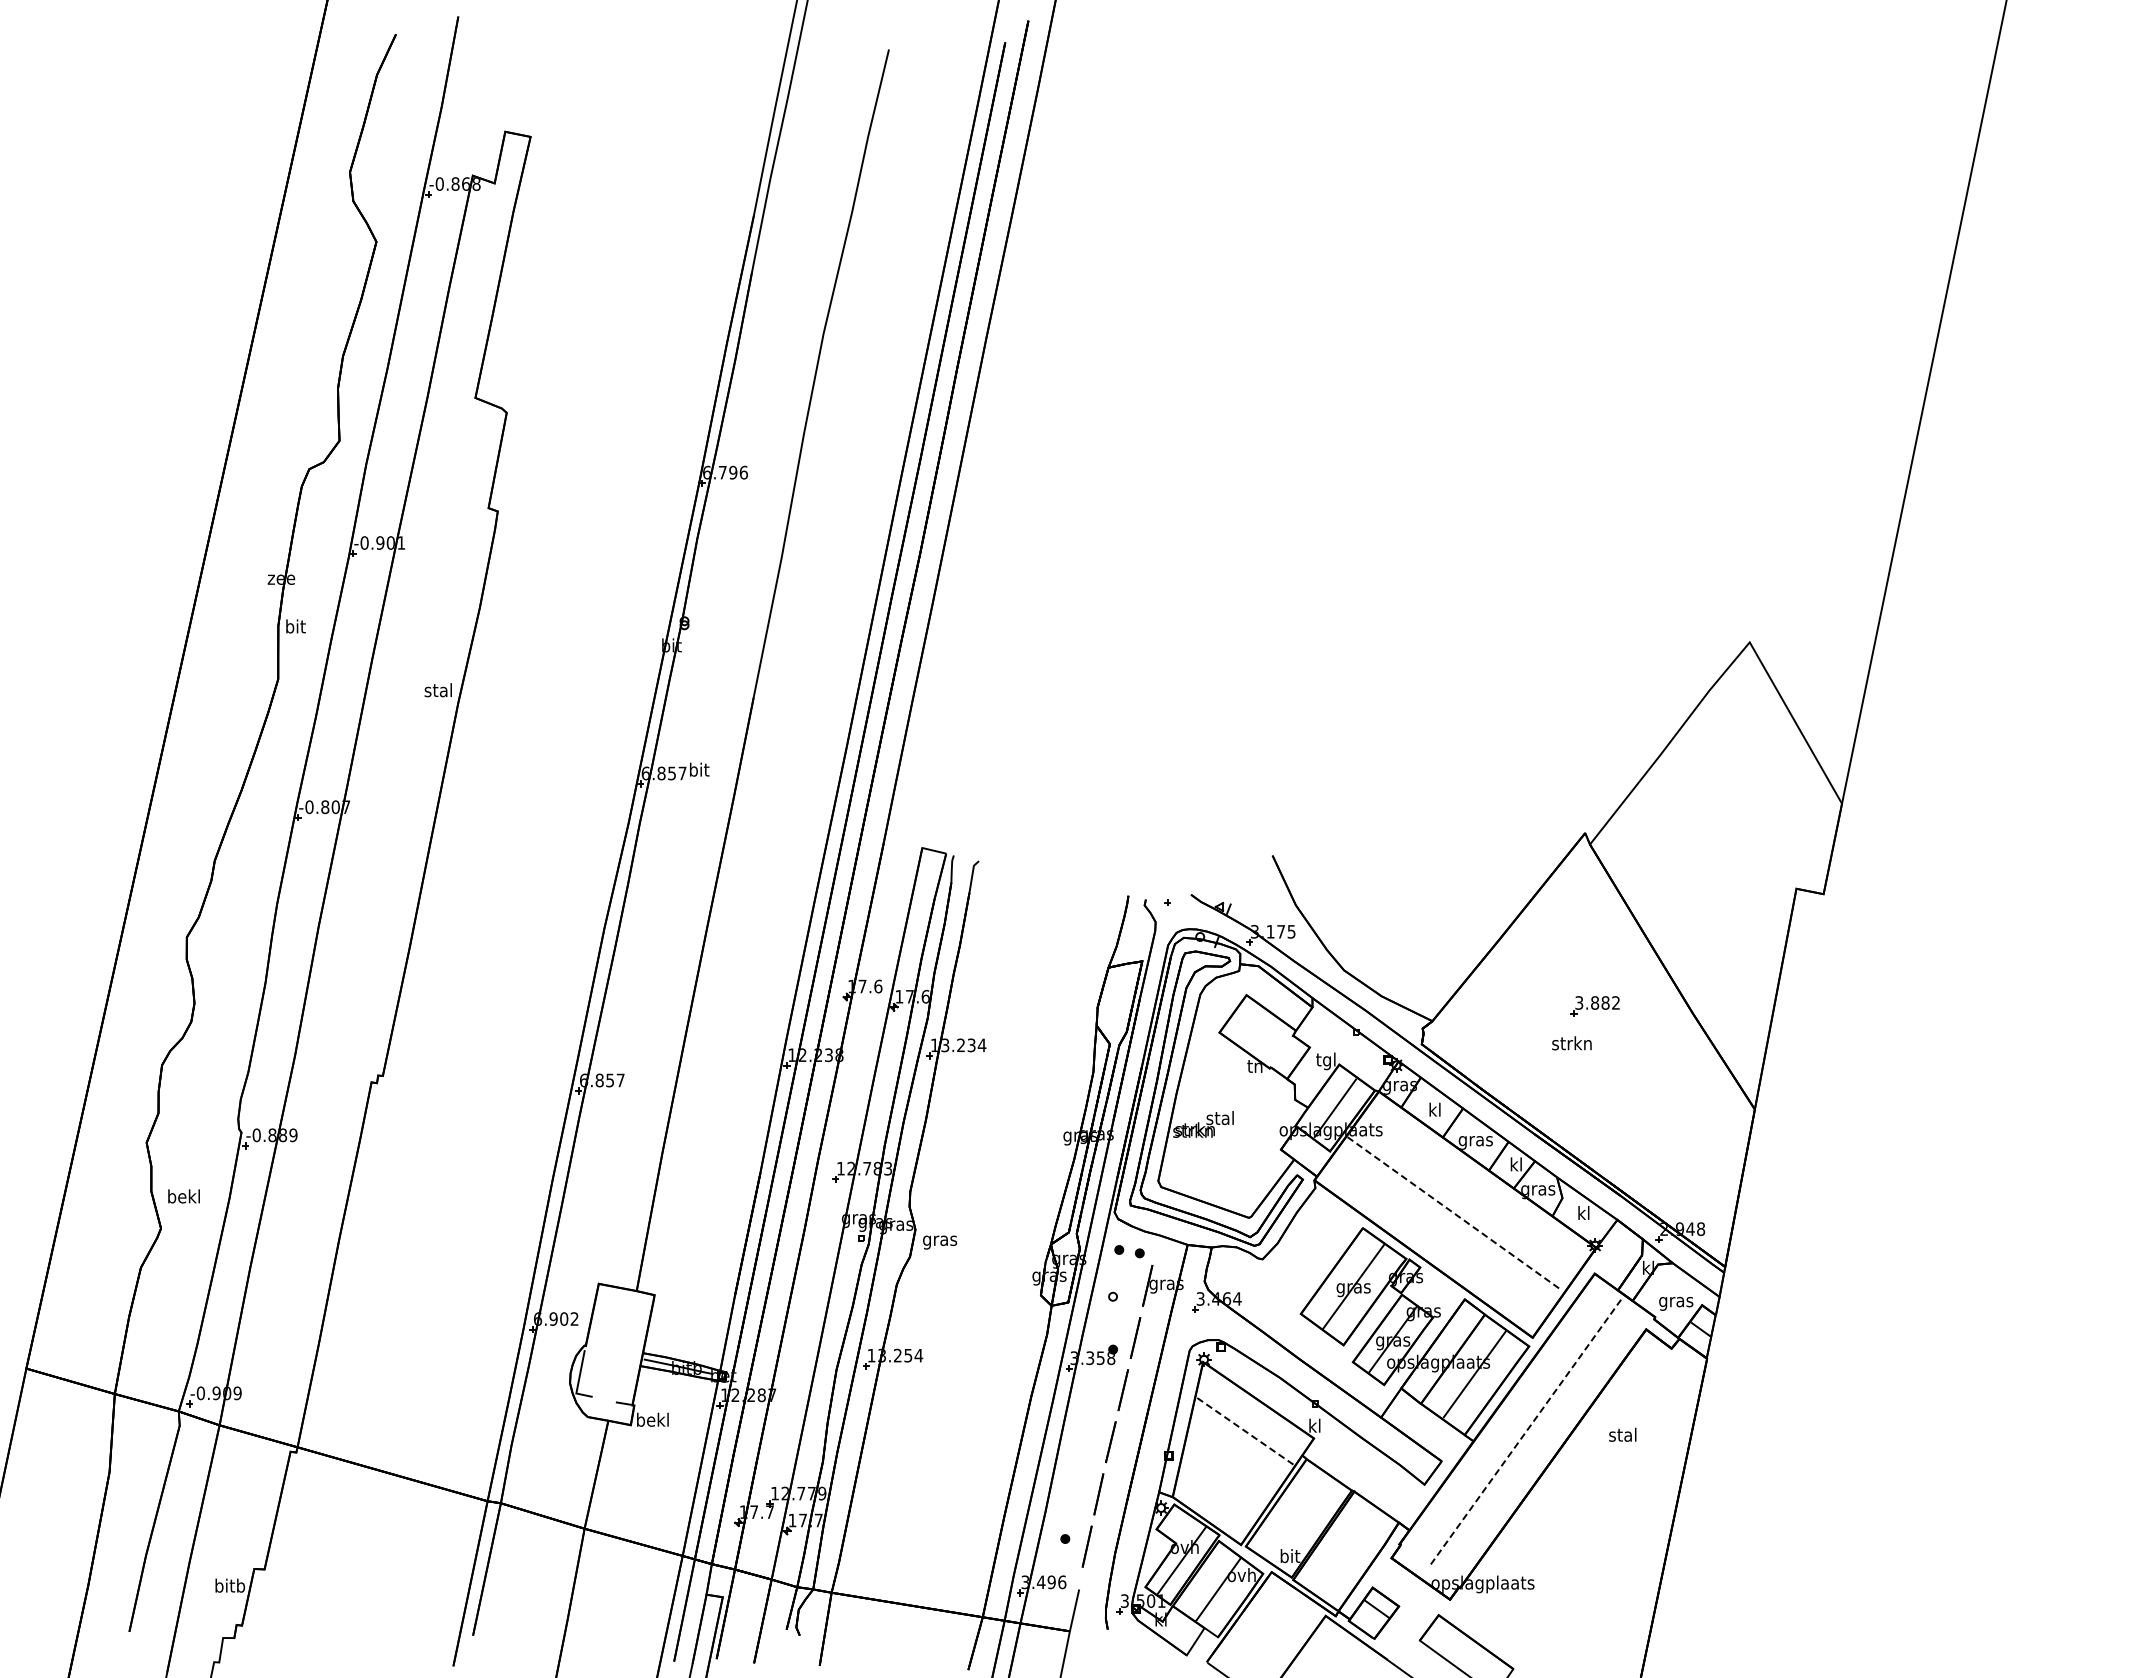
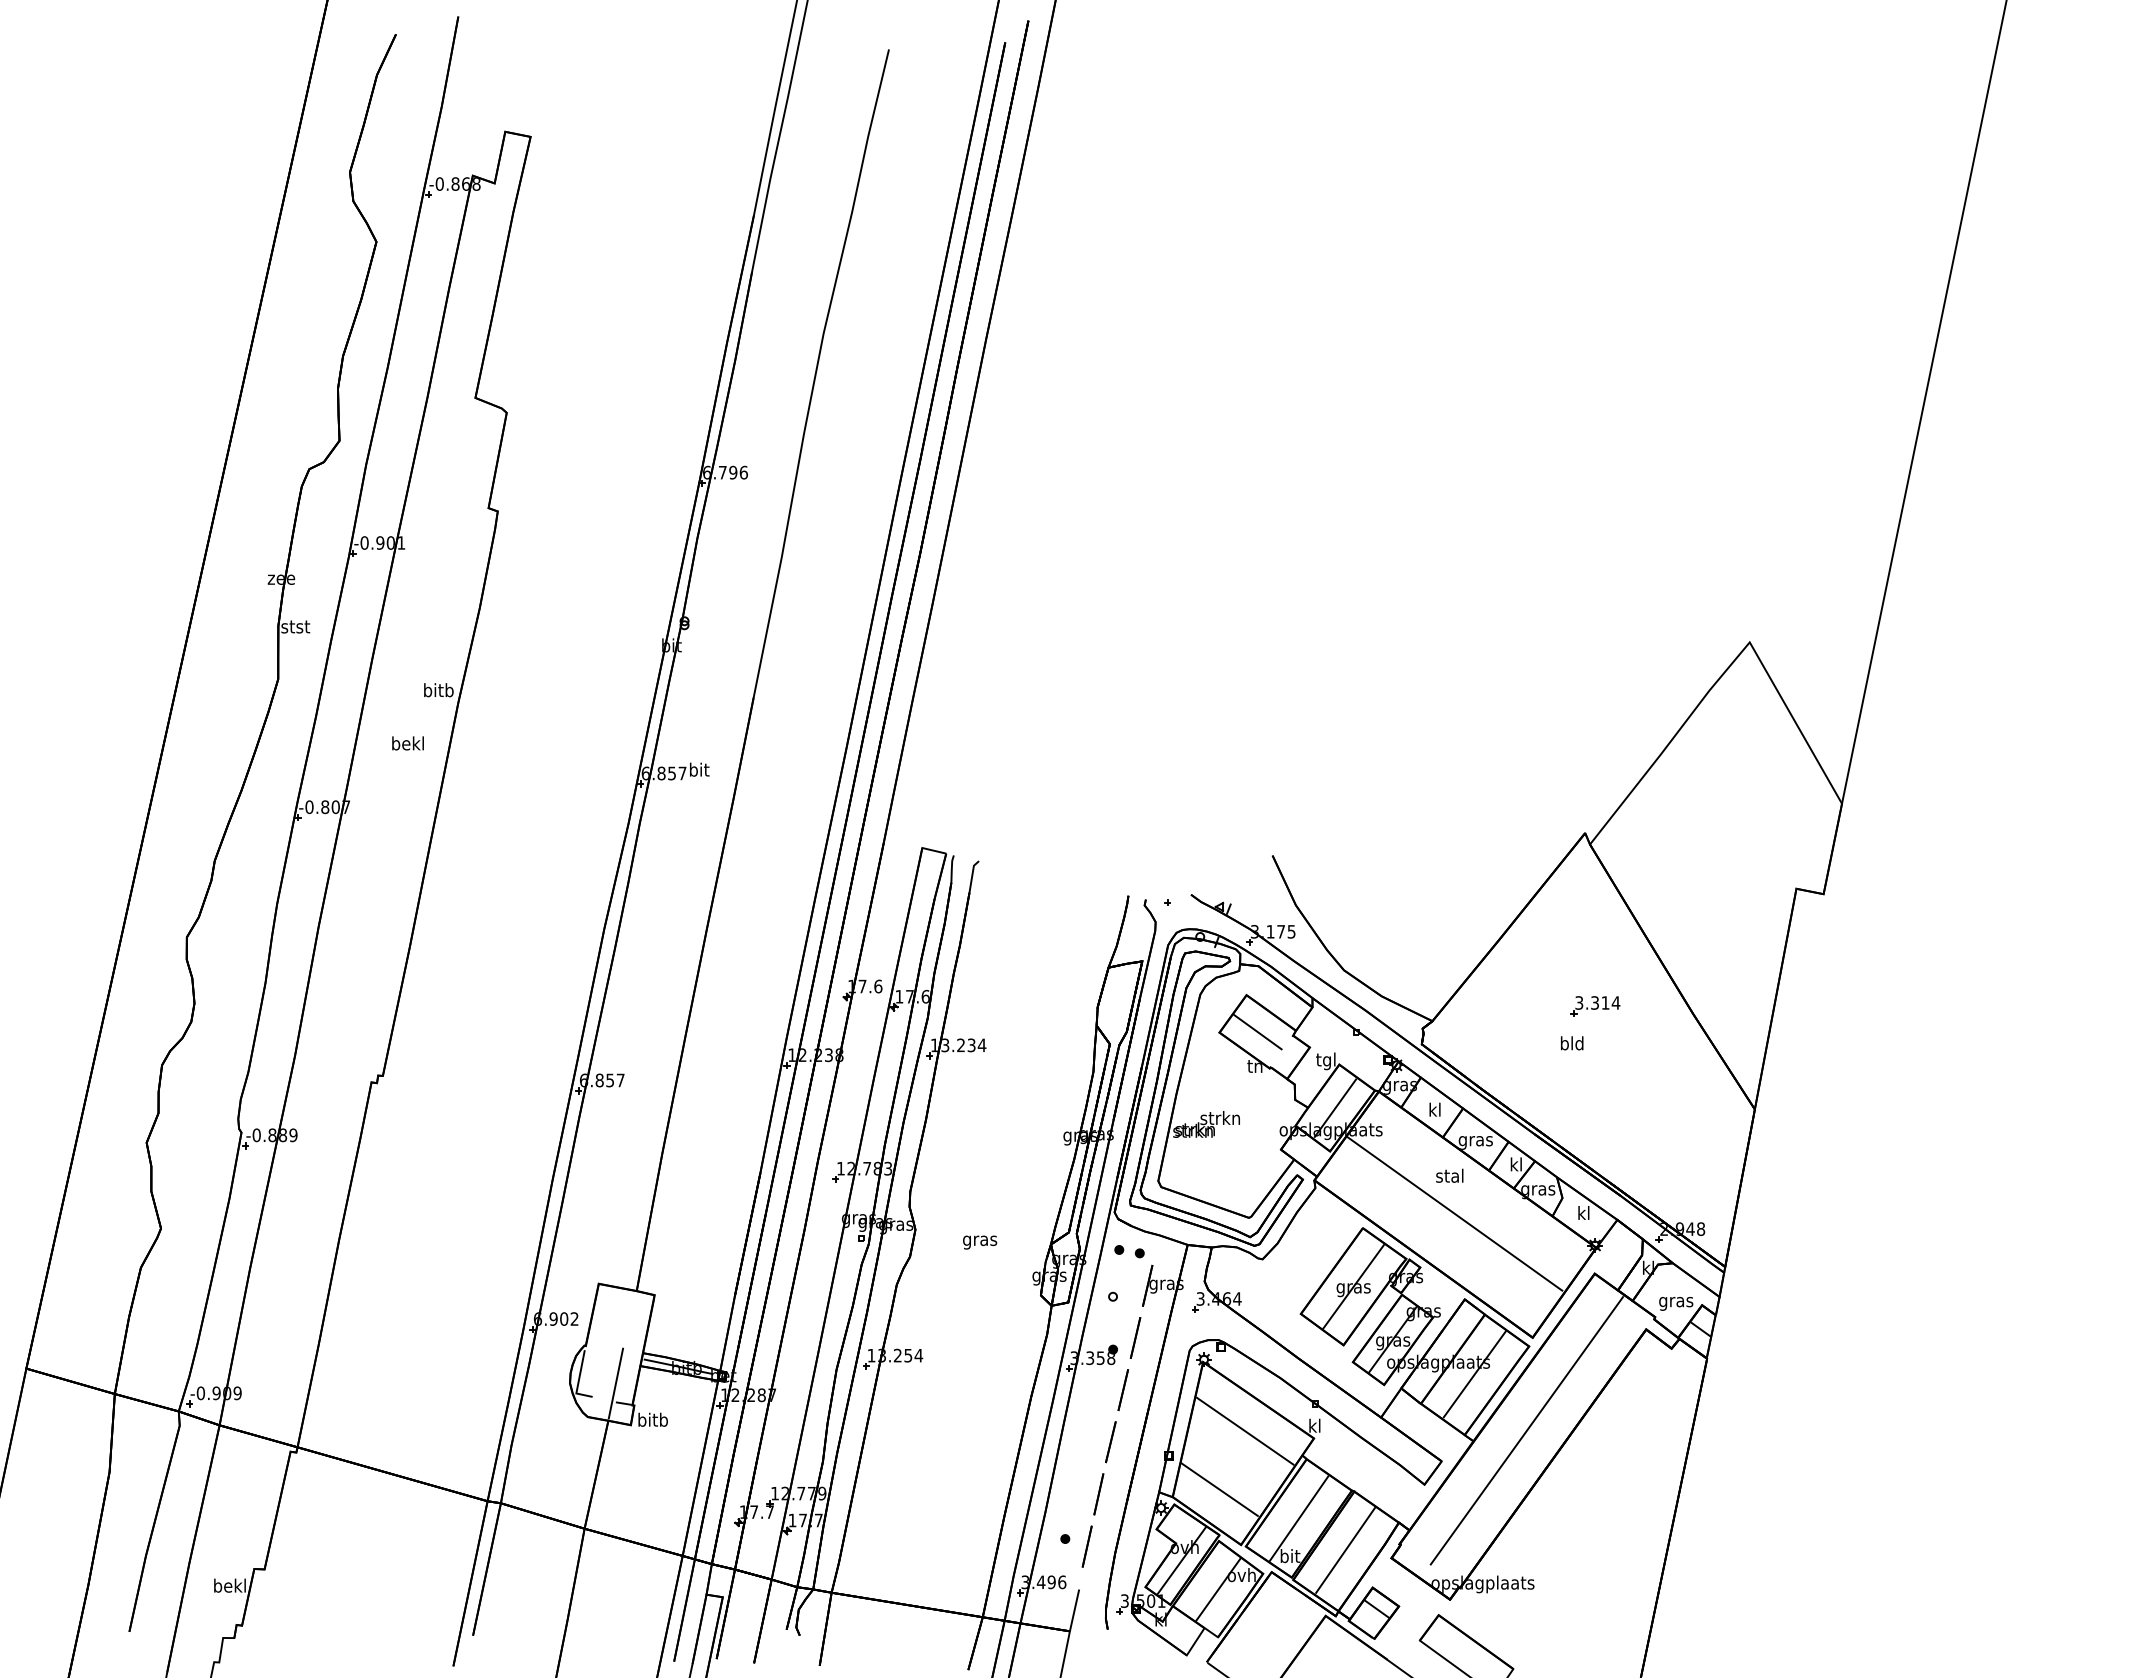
text: bit -> stst (295, 626)
text: stal -> bitb (438, 690)
text: 3.882 -> 3.314 (1605, 1002)
line: none -> present (1257, 1032)
text: strkn -> bld (1571, 1043)
text: stal -> strkn (1219, 1118)
text position: (183, 1196) -> (407, 743) (407, 743)
line: dashed -> solid (1454, 1213)
text position: (940, 1242) -> (980, 1242) (980, 1242)
line: none -> present (615, 1383)
text: bekl -> bitb (652, 1419)
line: dashed -> solid (1526, 1430)
line: dashed -> solid (1245, 1431)
text position: (1622, 1434) -> (1449, 1175) (1449, 1175)
line: none -> present (1219, 1489)
line: none -> present (1298, 1518)
line: none -> present (1345, 1549)
text: bitb -> bekl (229, 1585)
